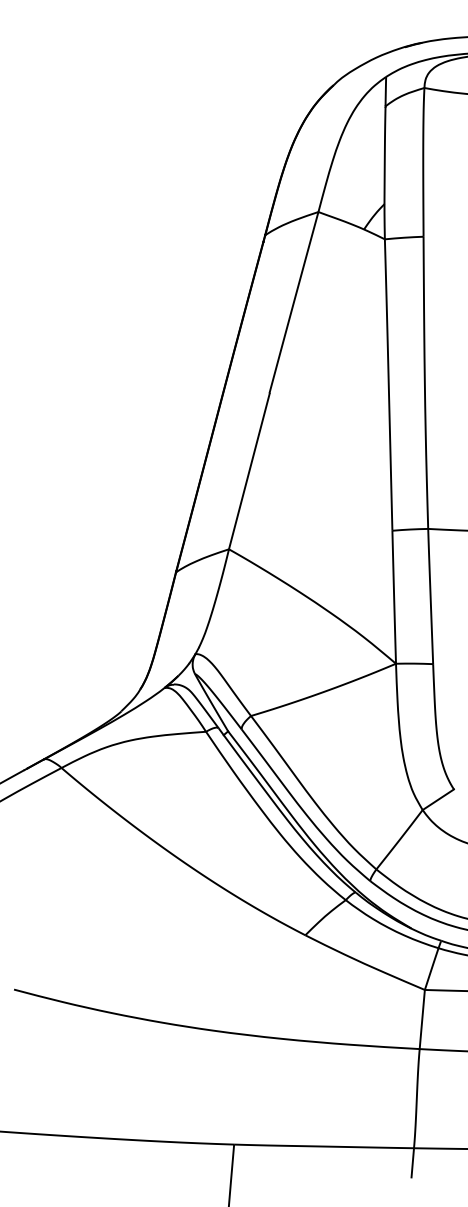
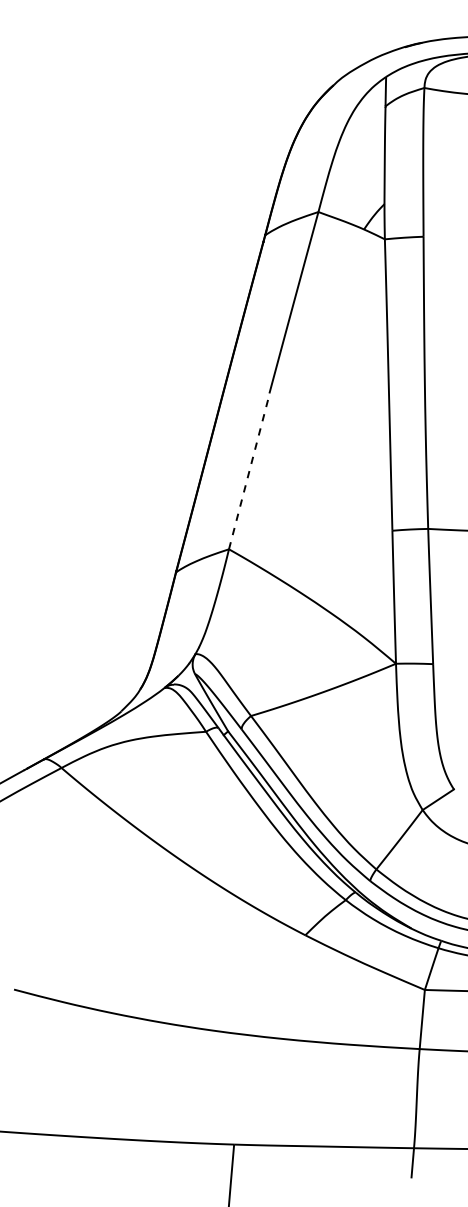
line: solid -> dashed (249, 470)
